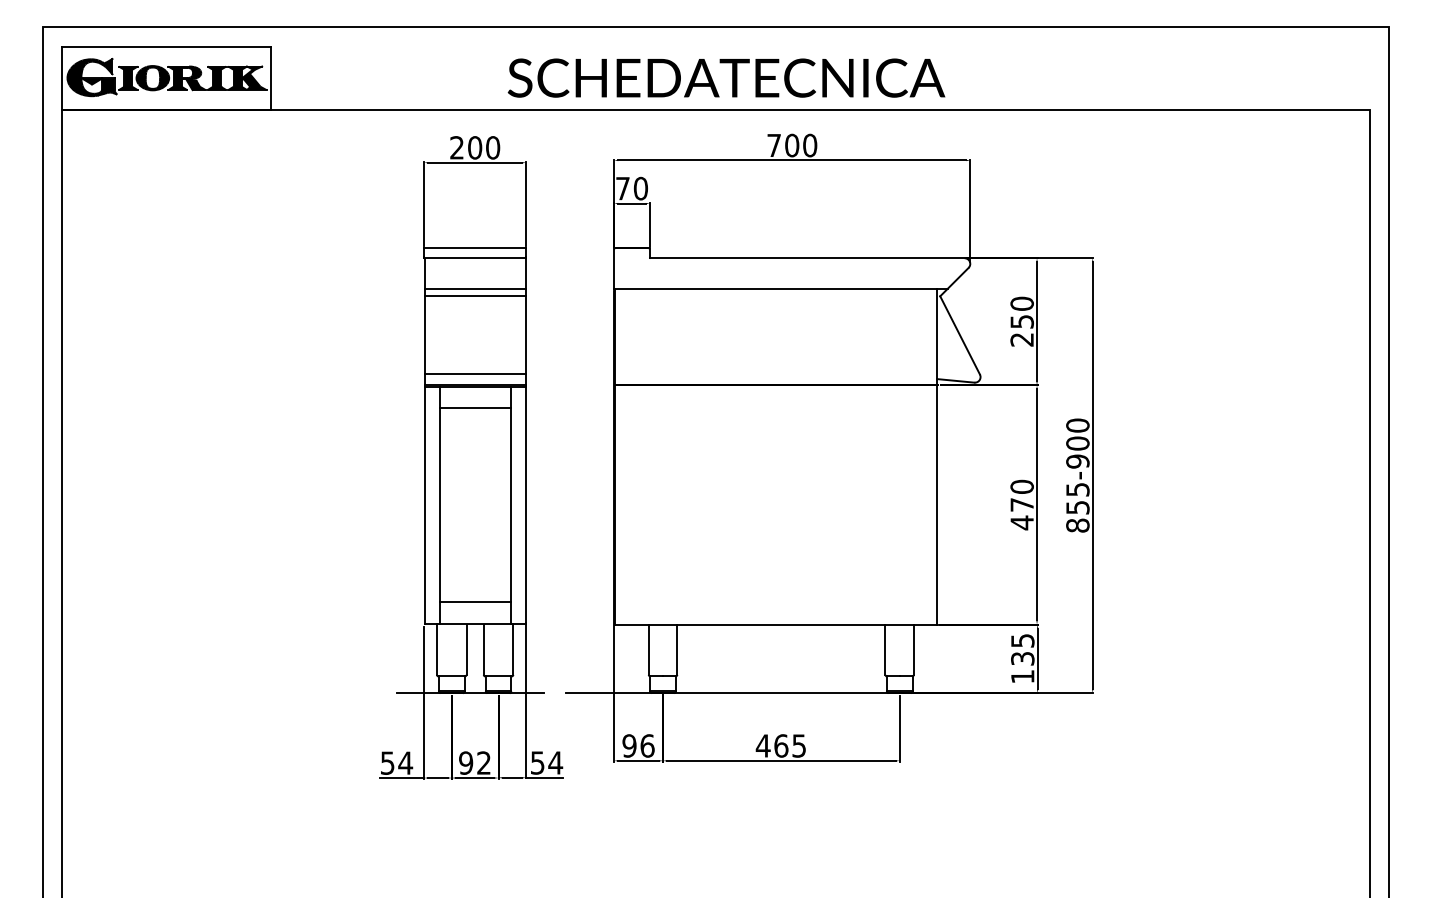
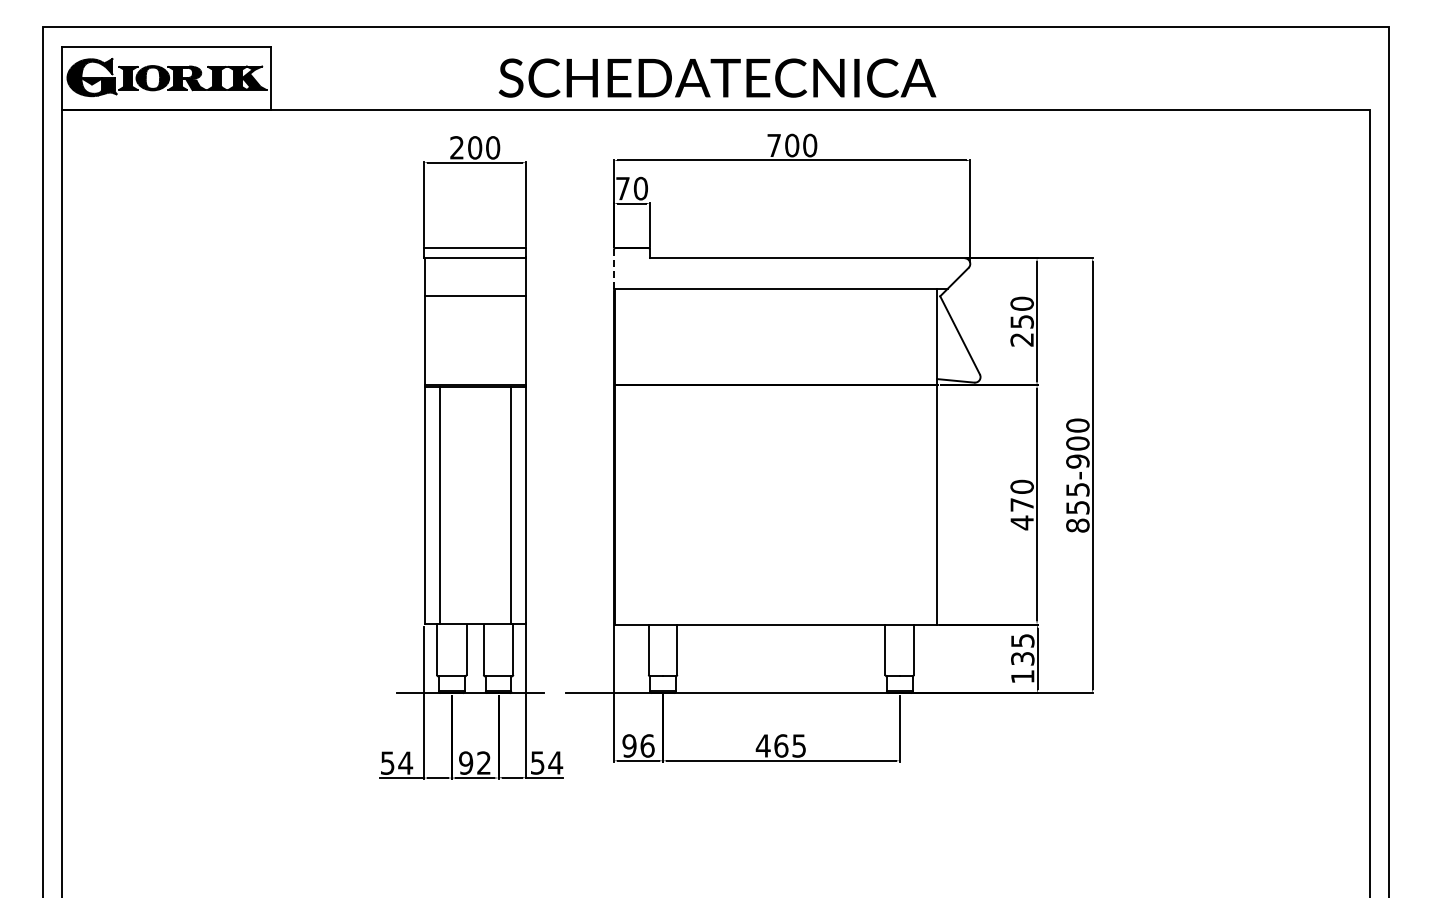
text position: (726, 77) -> (717, 77) (717, 77)
line: solid -> dashed (614, 269)
line: present -> none (474, 288)
line: present -> none (475, 374)
line: present -> none (474, 408)
line: present -> none (474, 601)
